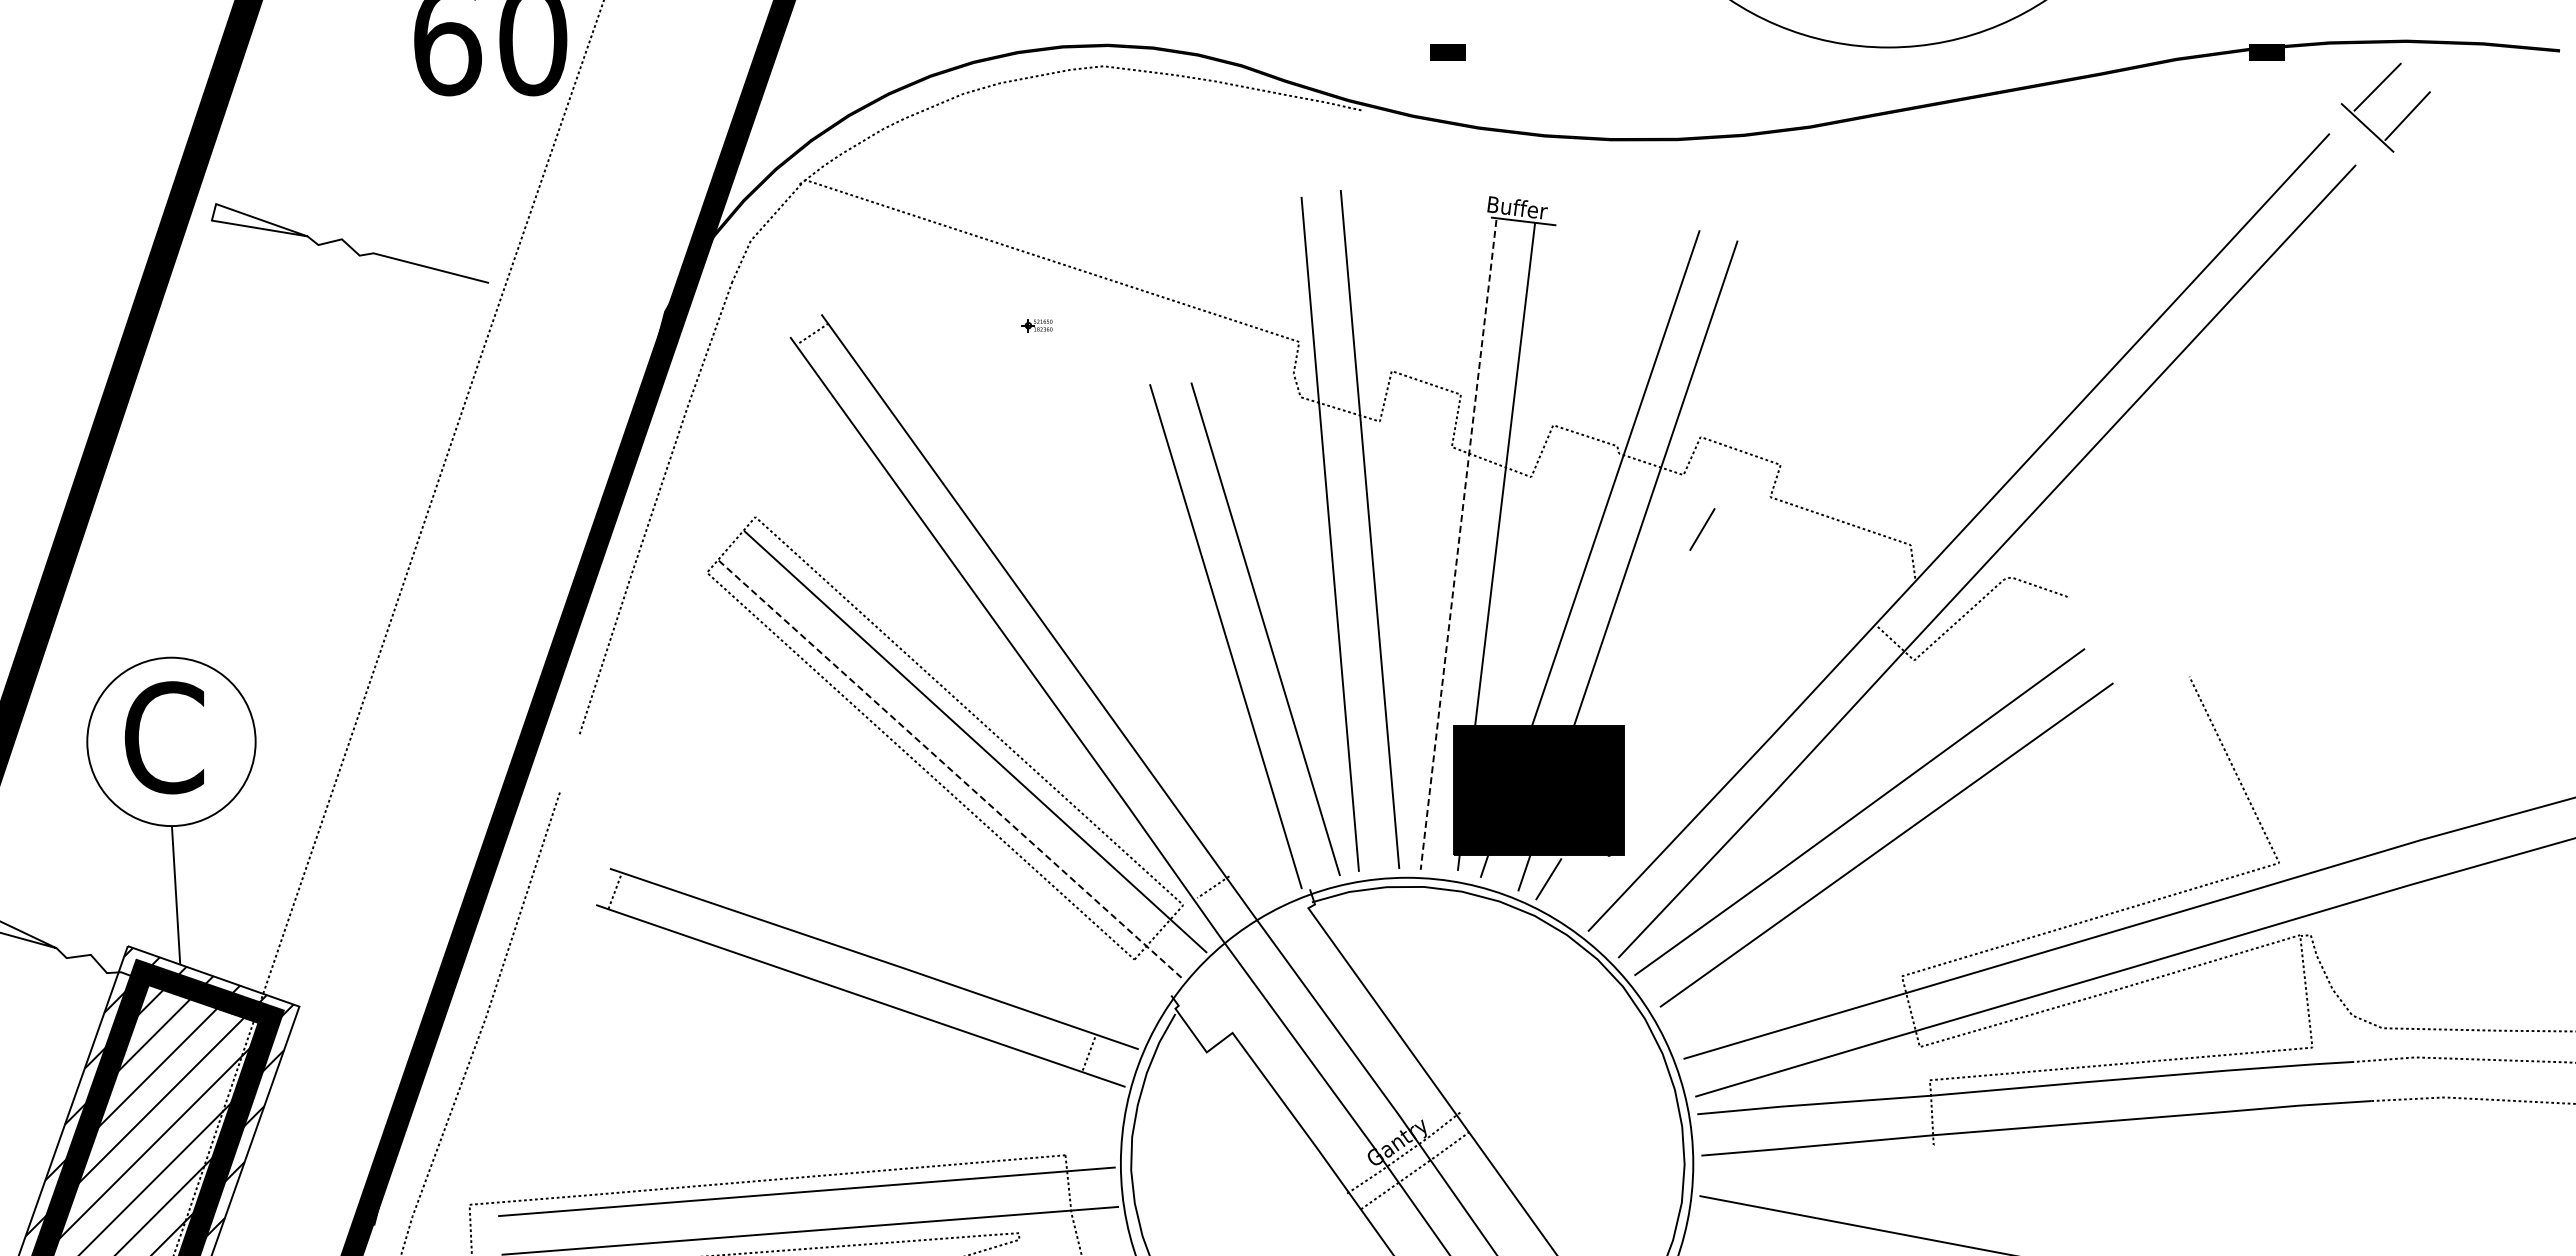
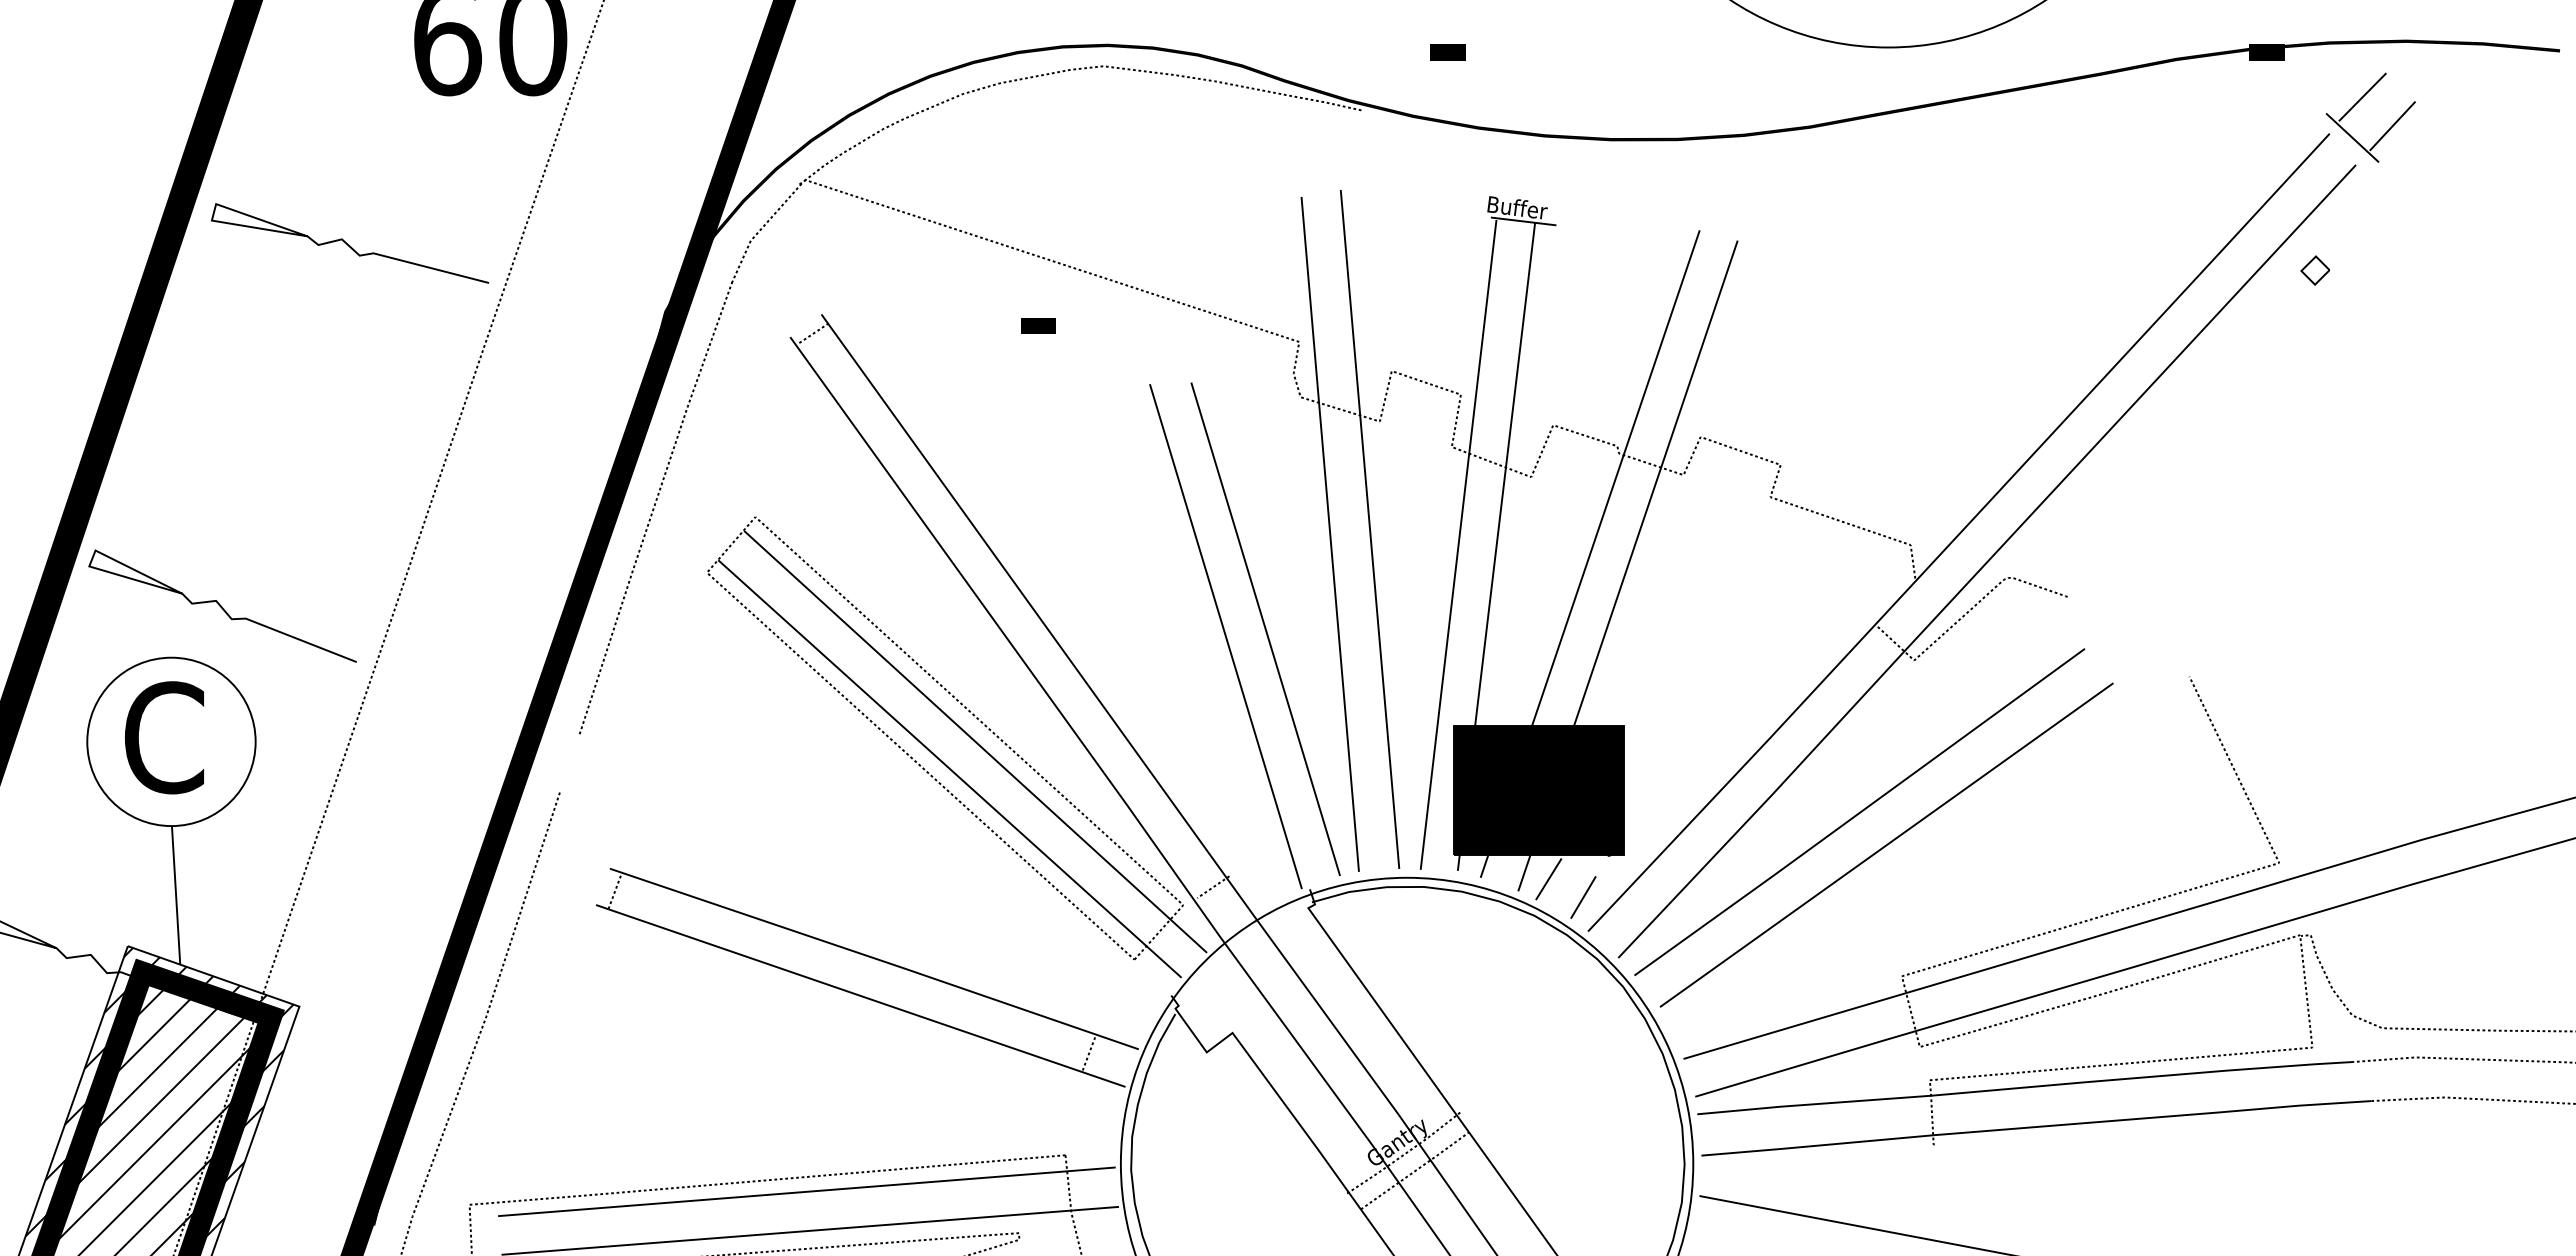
part position: (2372, 93) -> (2357, 103) (2357, 103)
part: none -> present (2314, 270)
fill: none -> present (1038, 325)
line position: (1702, 529) -> (1583, 897) (1583, 897)
line: dashed -> solid (1458, 545)
part: none -> present (222, 605)
line: dashed -> solid (949, 768)
